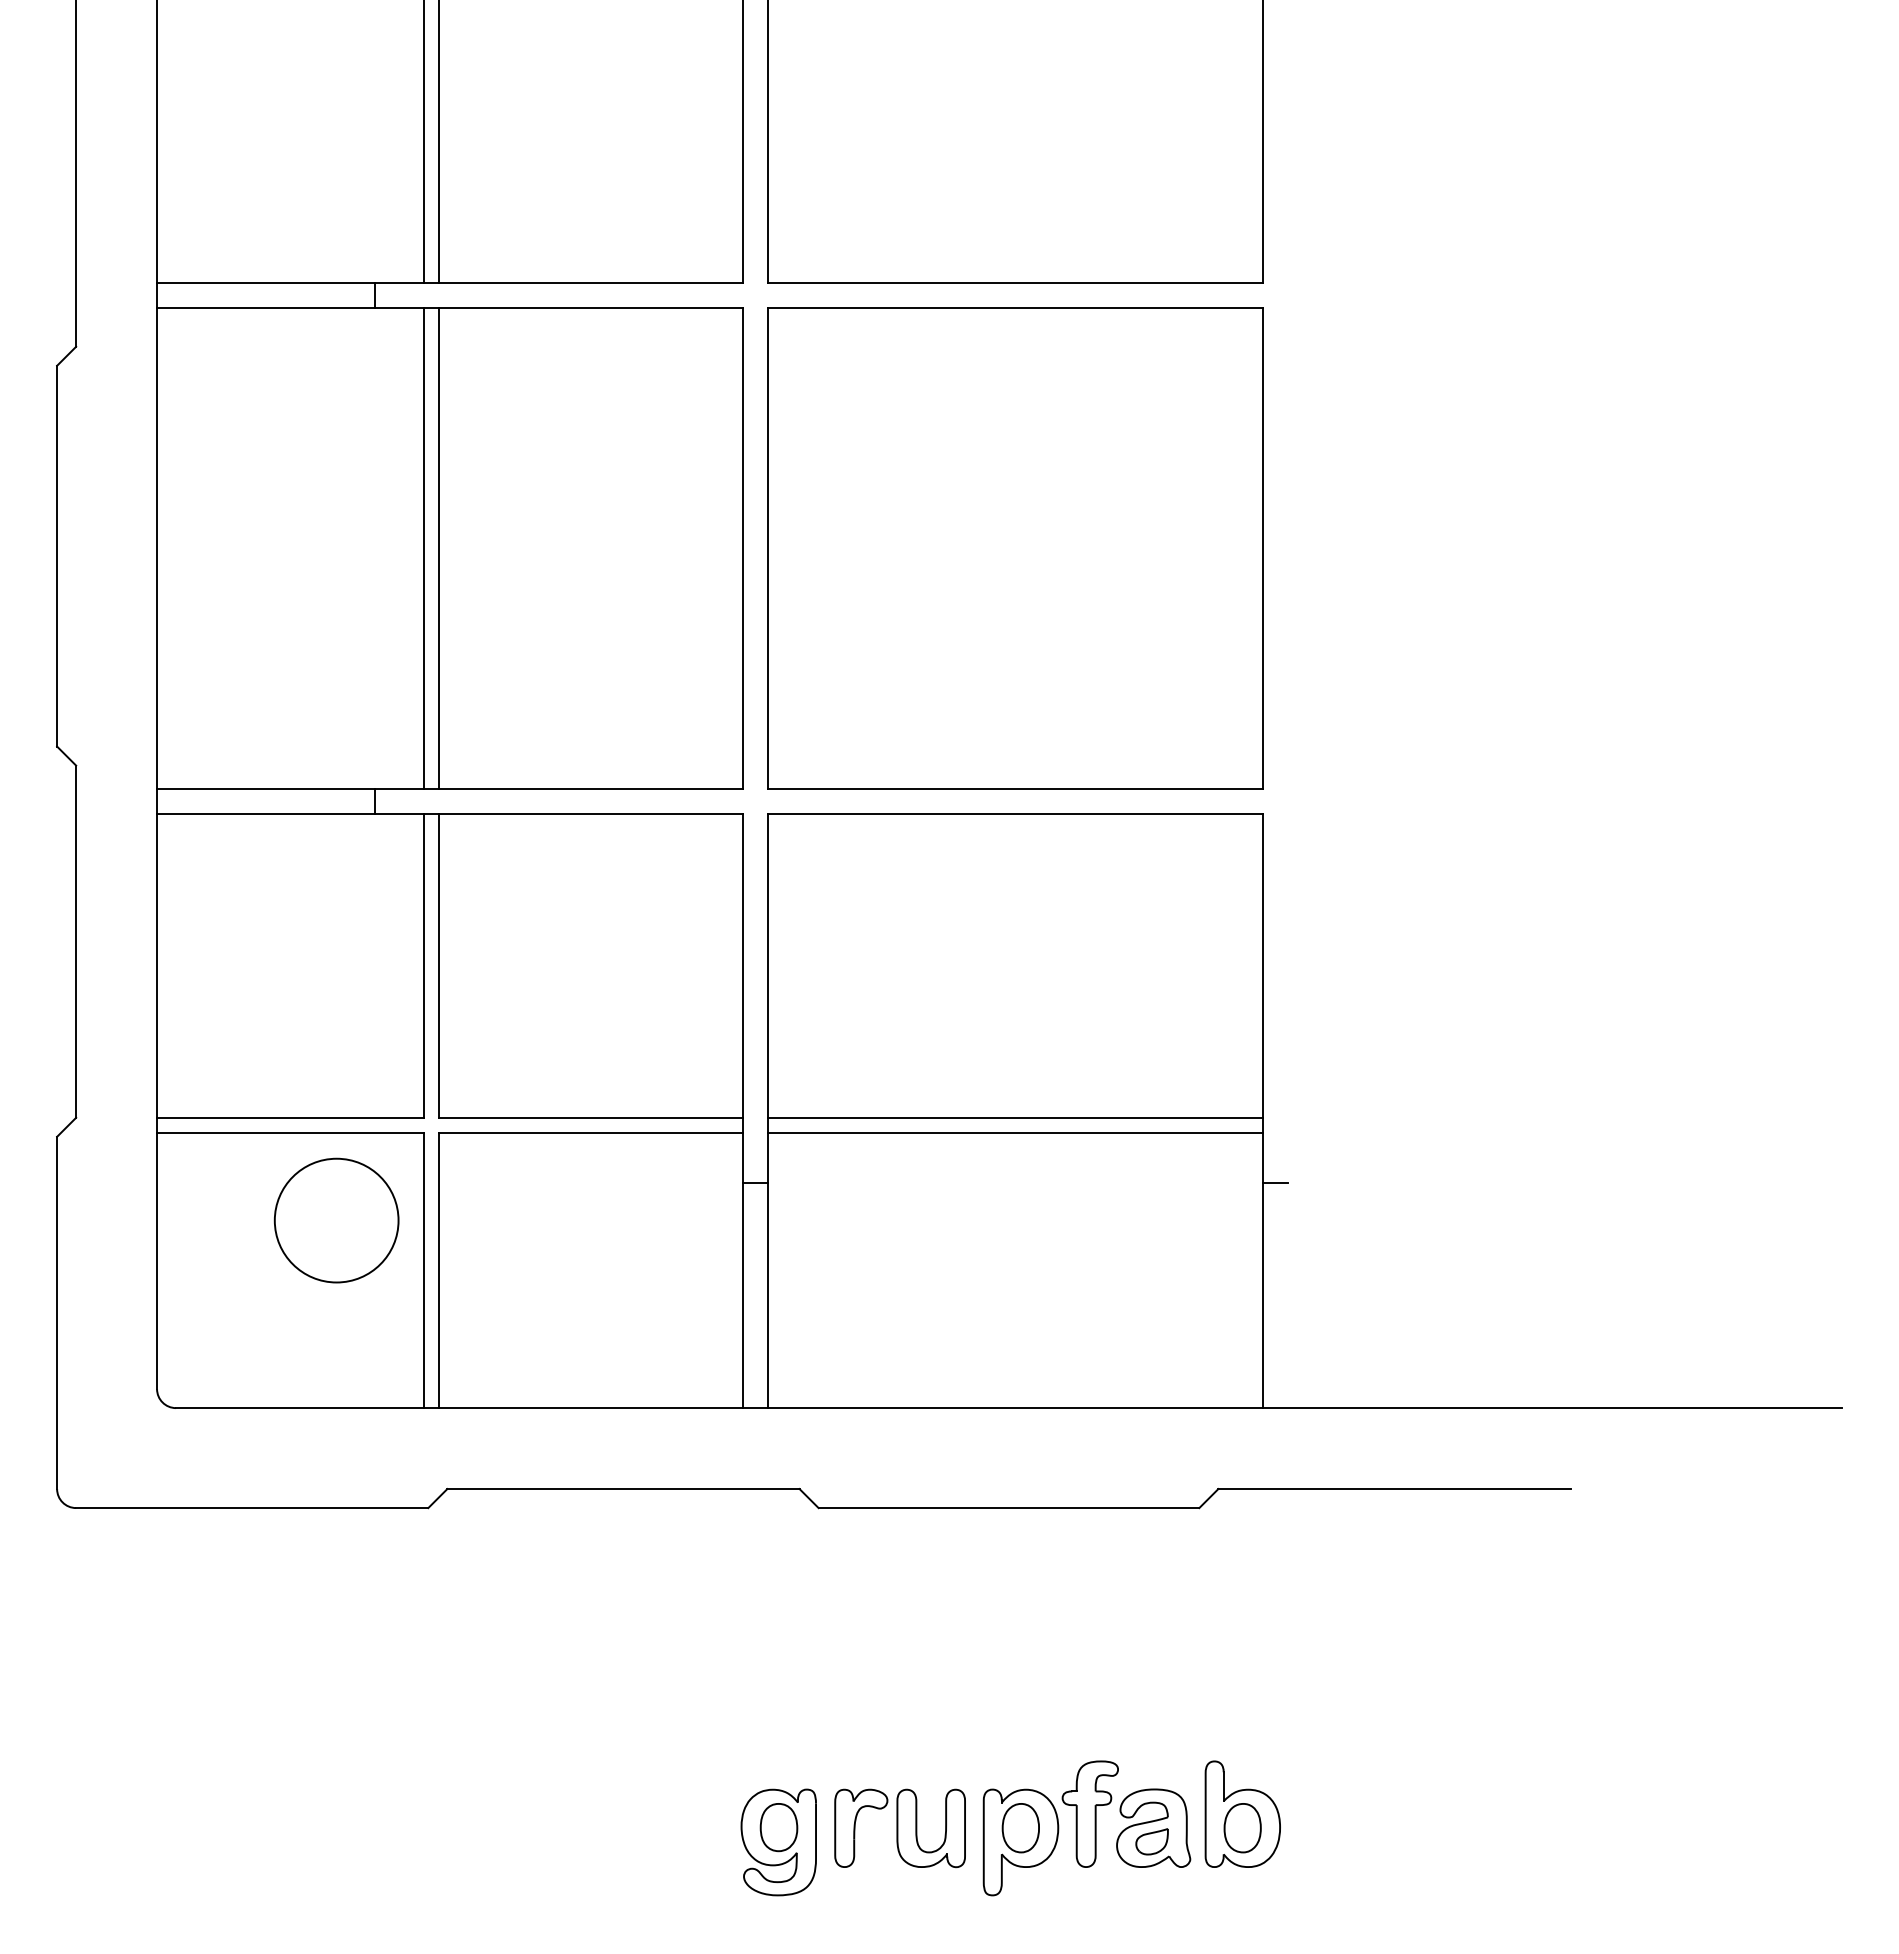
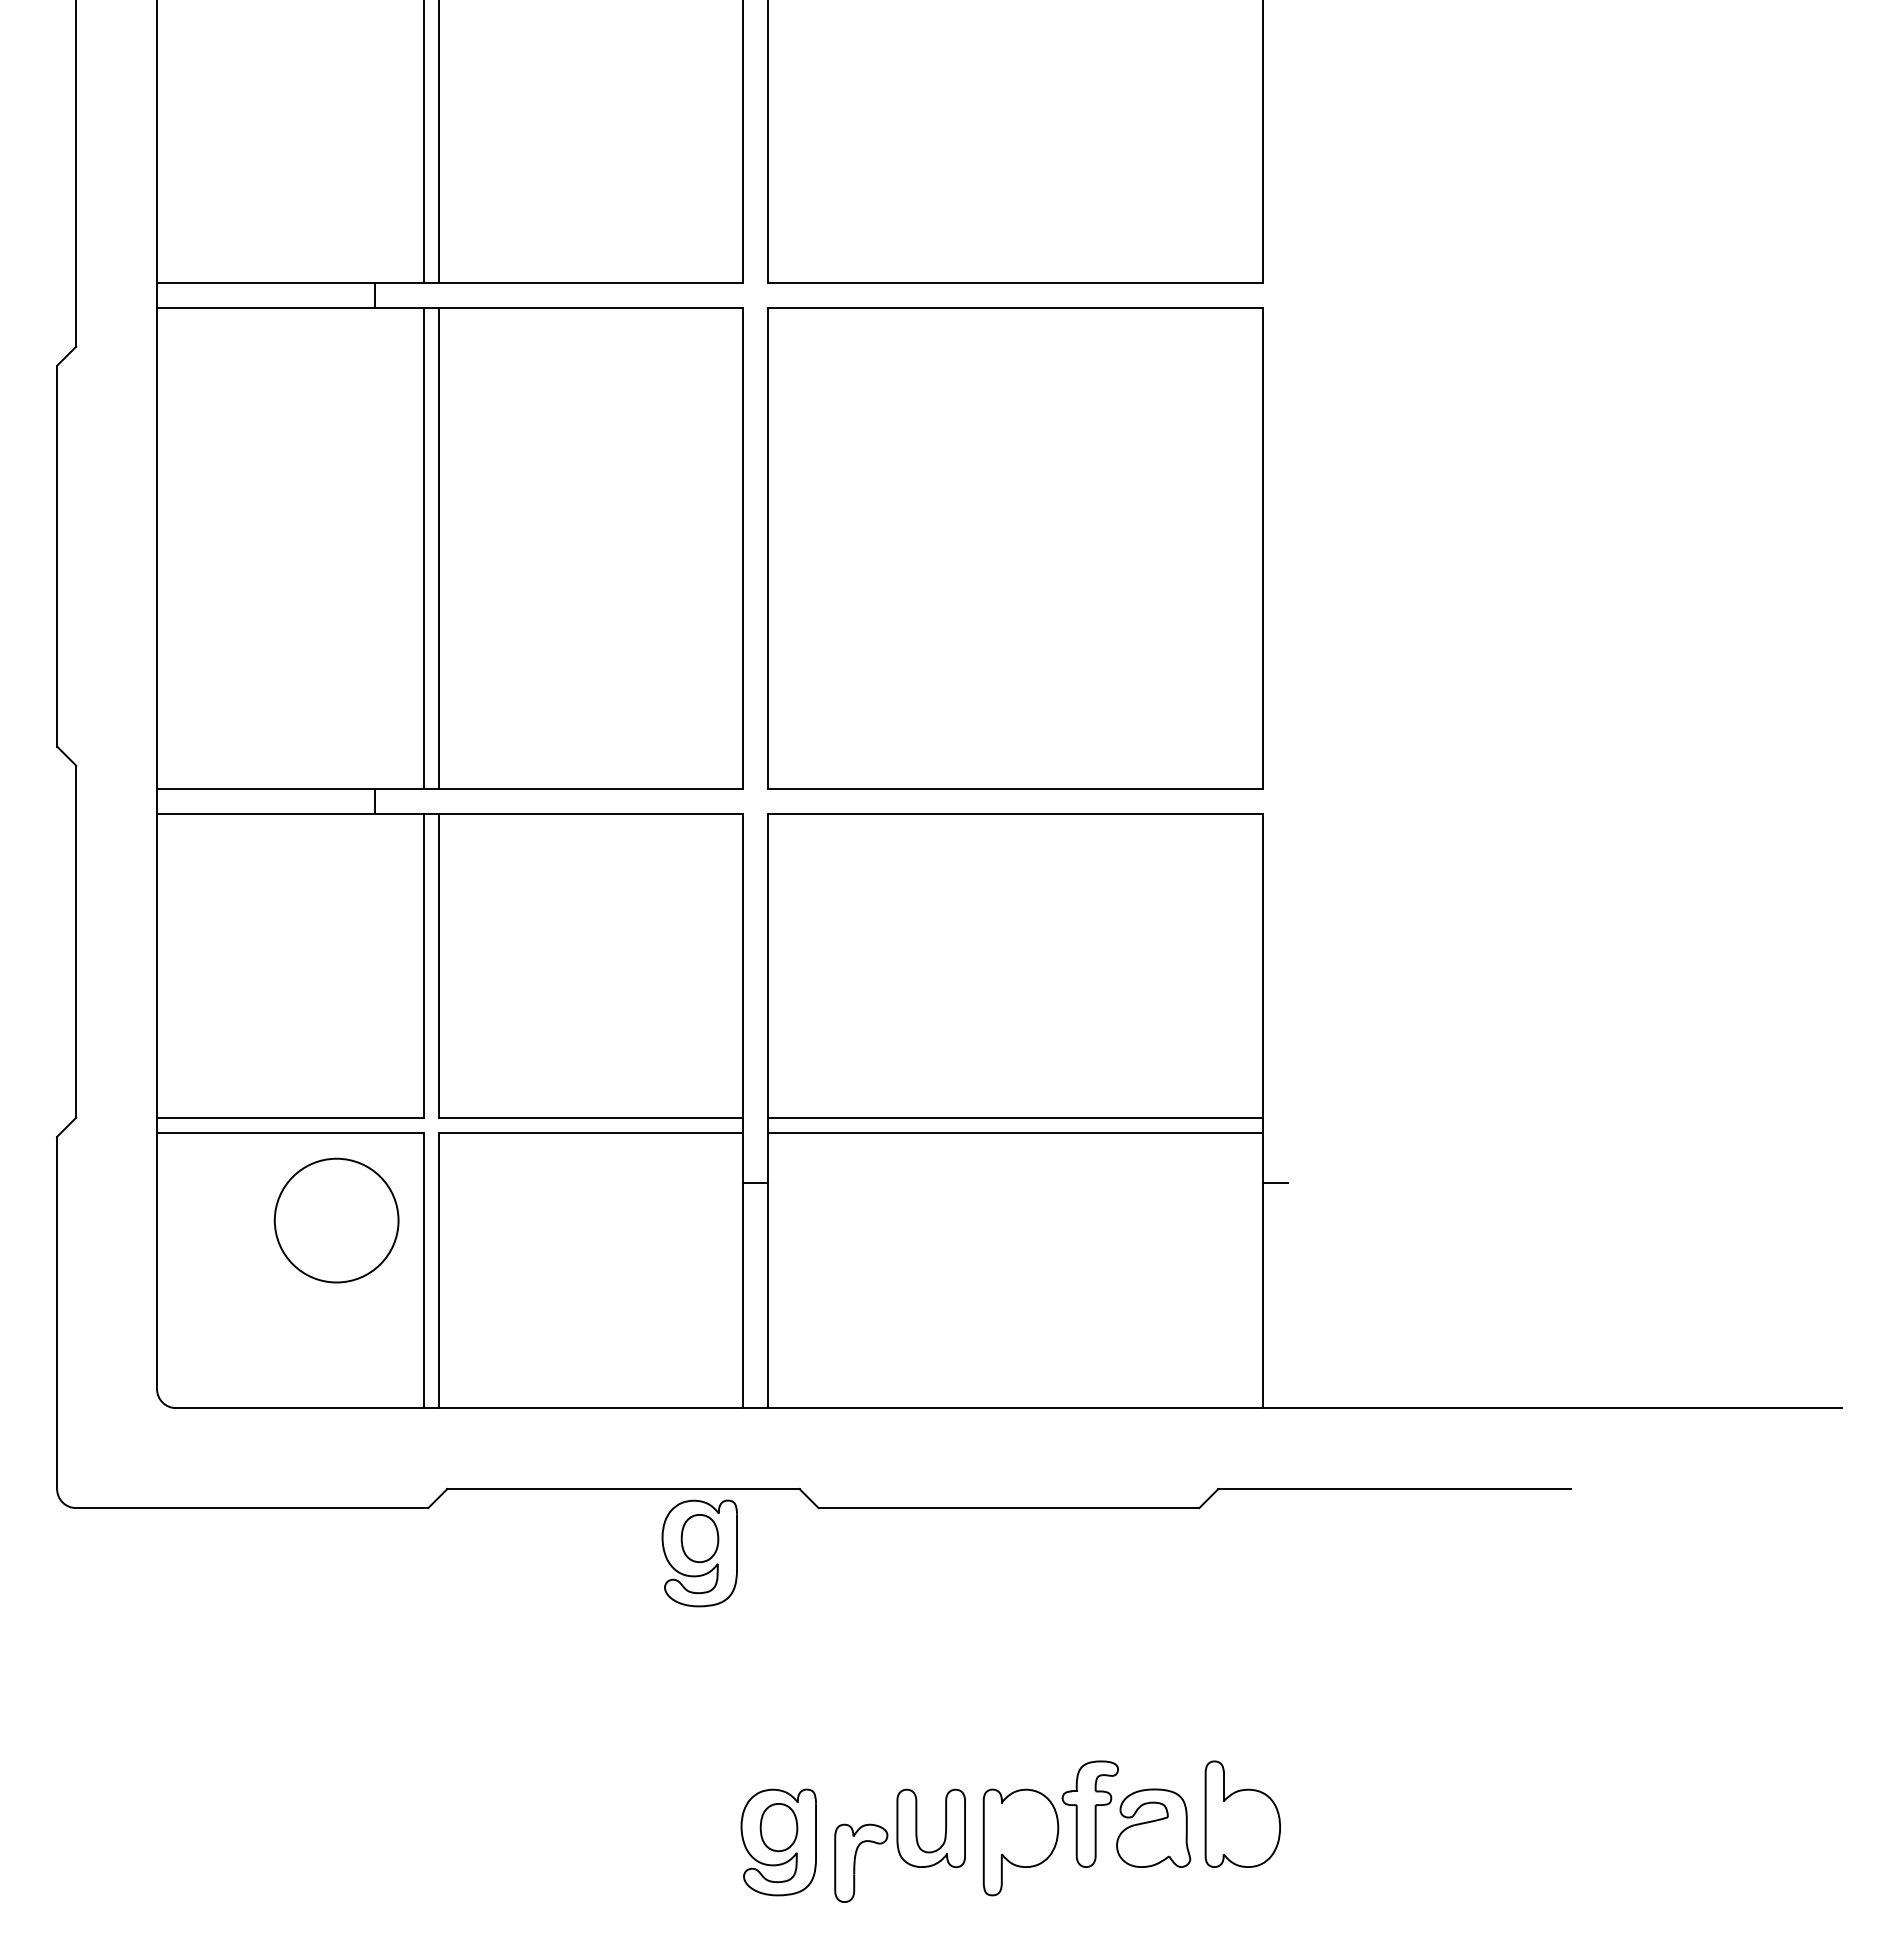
part: none -> present (699, 1553)
part position: (861, 1827) -> (861, 1862) (861, 1862)
part: present -> none (1020, 1828)
part: present -> none (1242, 1828)
part: present -> none (1151, 1841)
